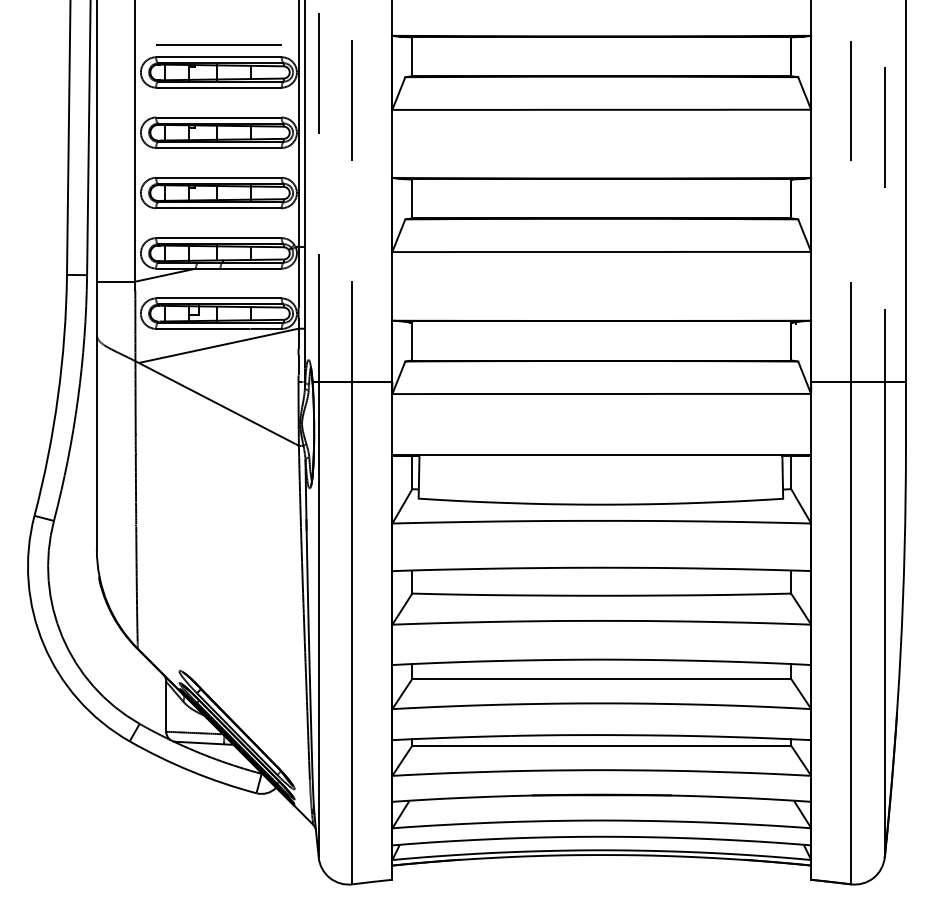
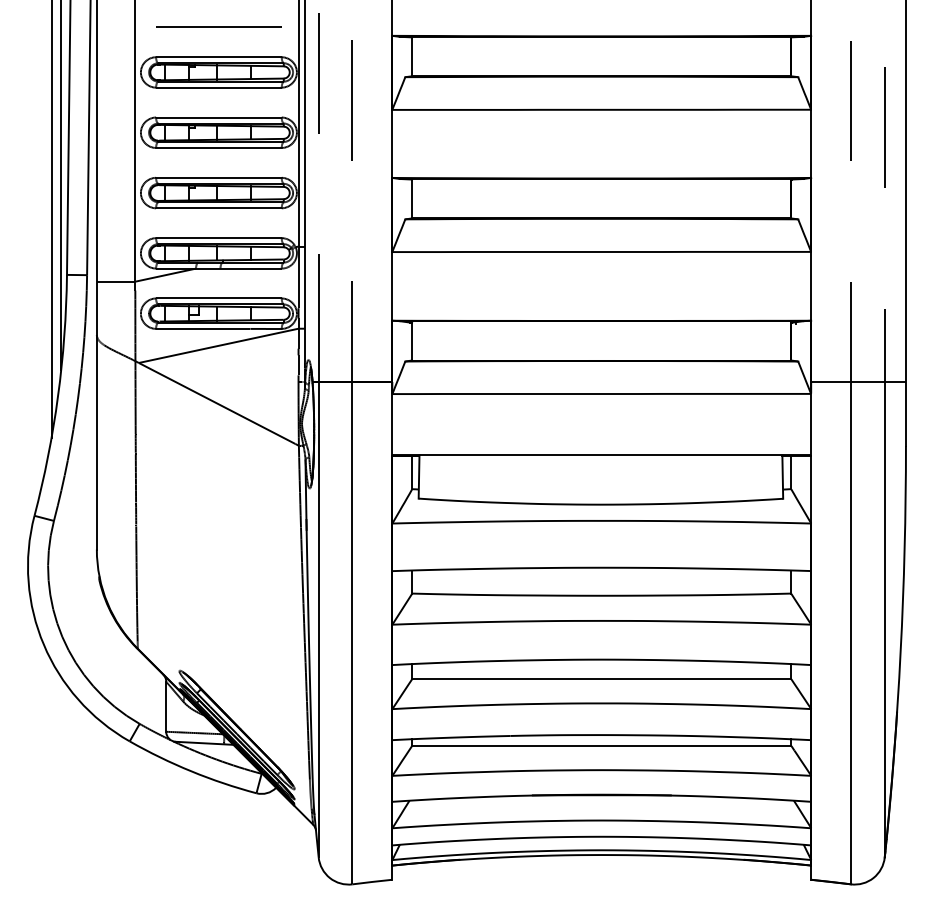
line position: (218, 44) -> (218, 26) (218, 26)
line: none -> present (61, 186)
line: none -> present (51, 219)
